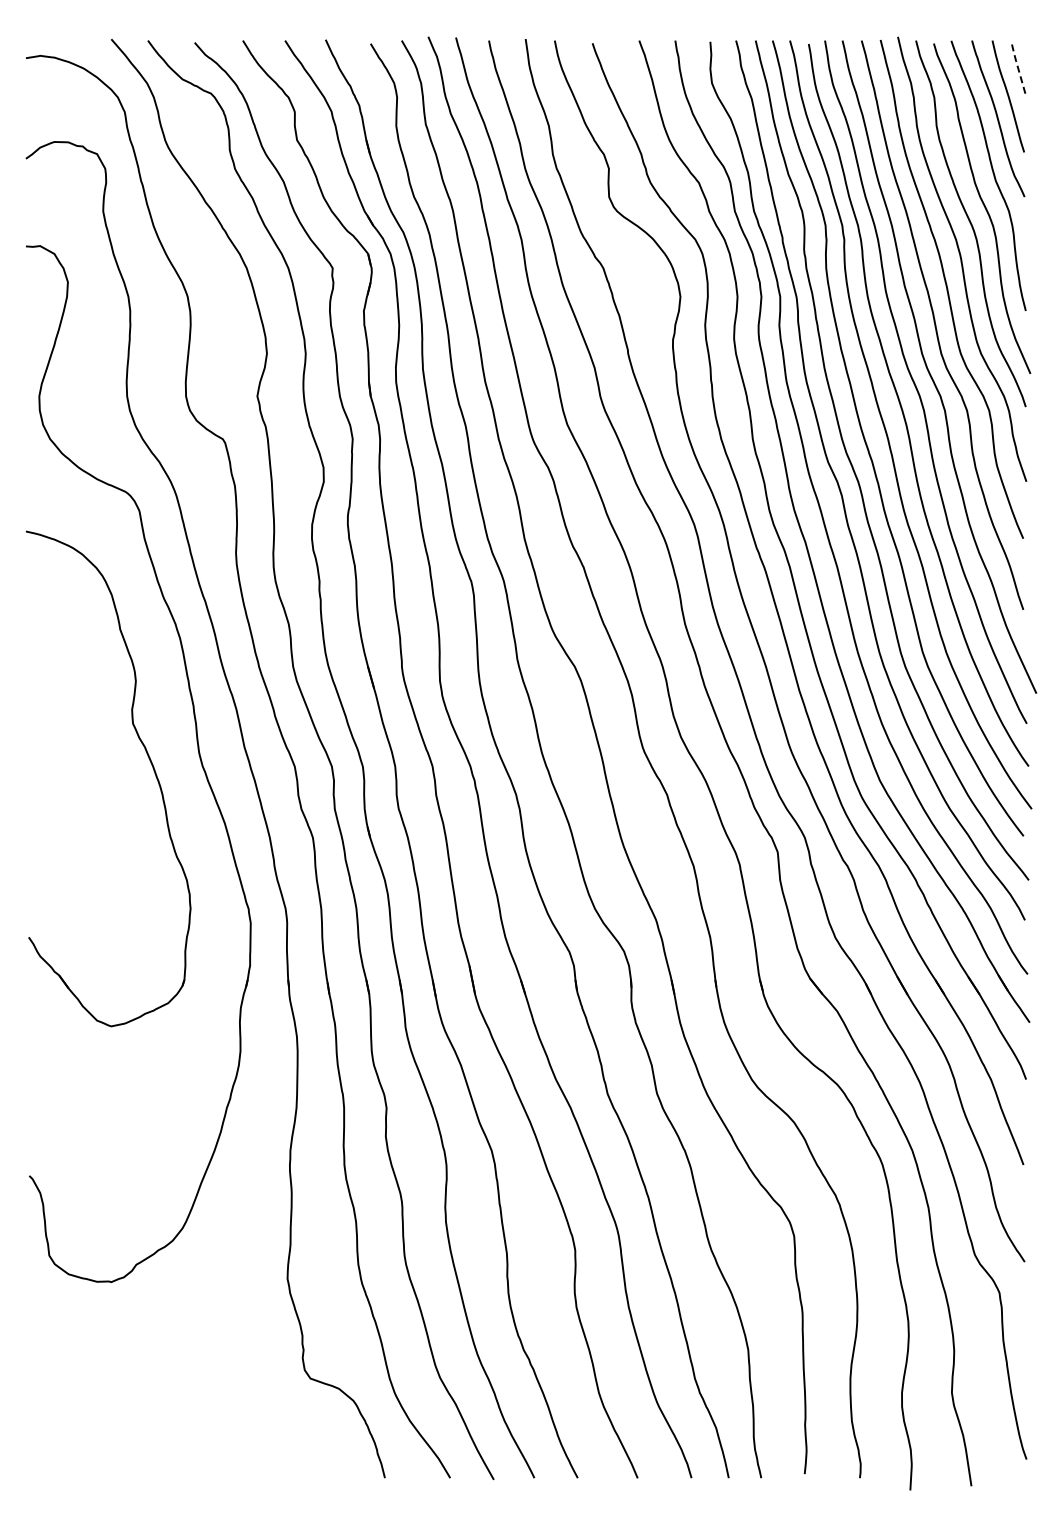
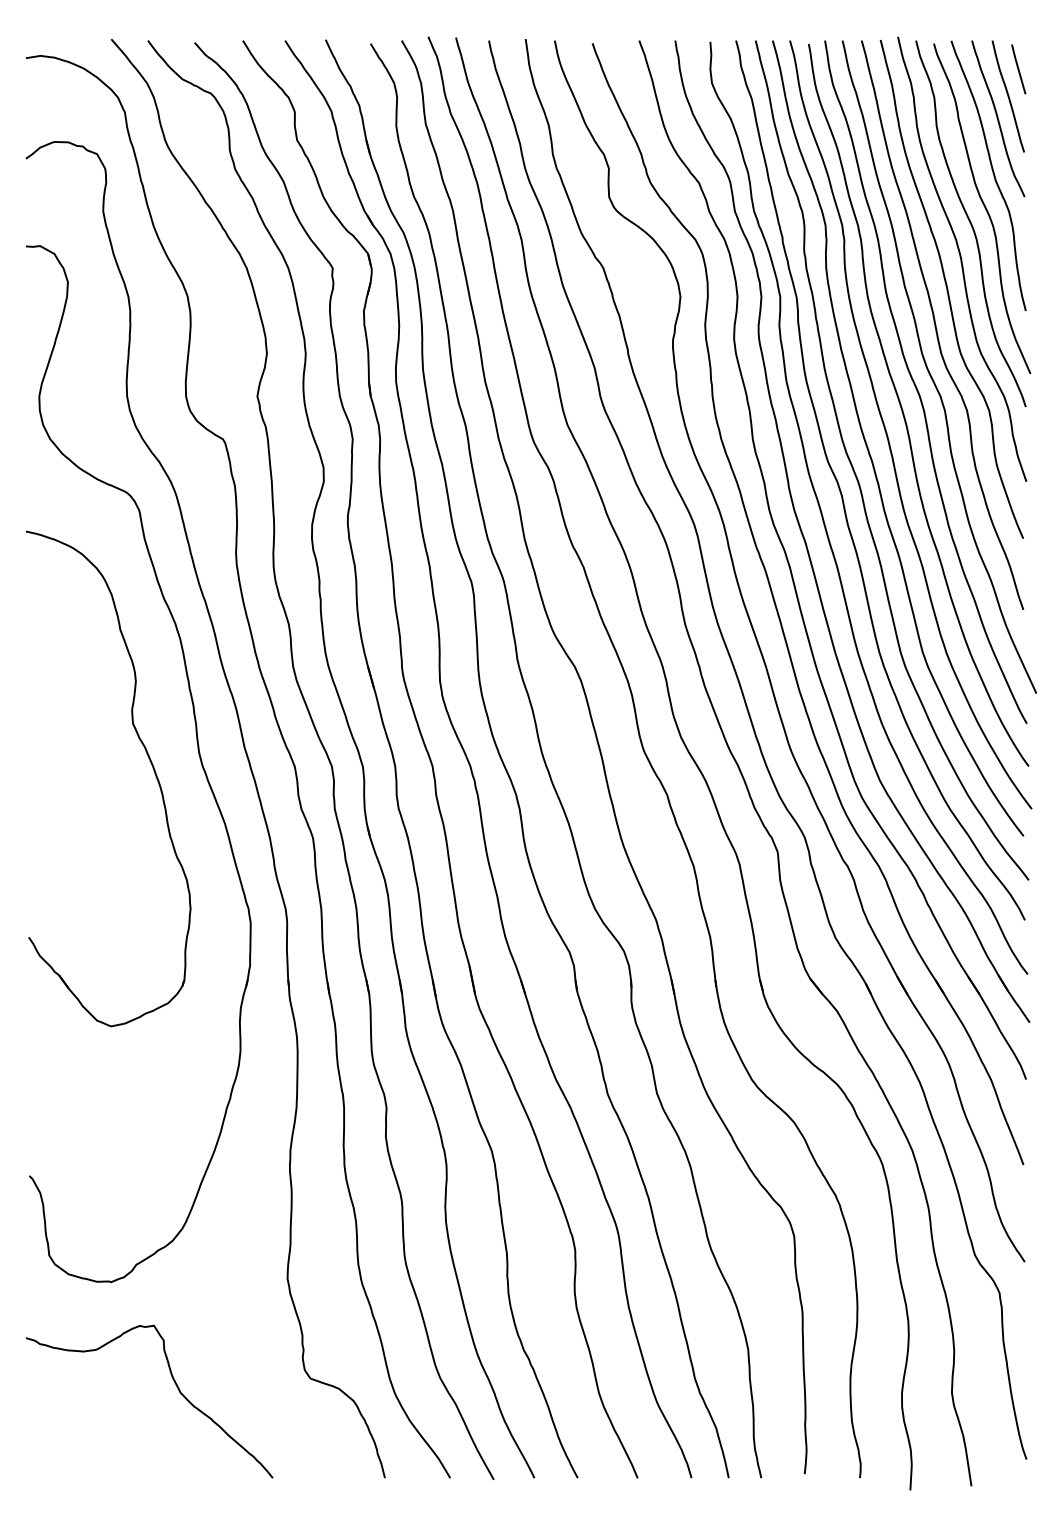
line: dashed -> solid (1018, 68)
curve: none -> present (175, 1385)
